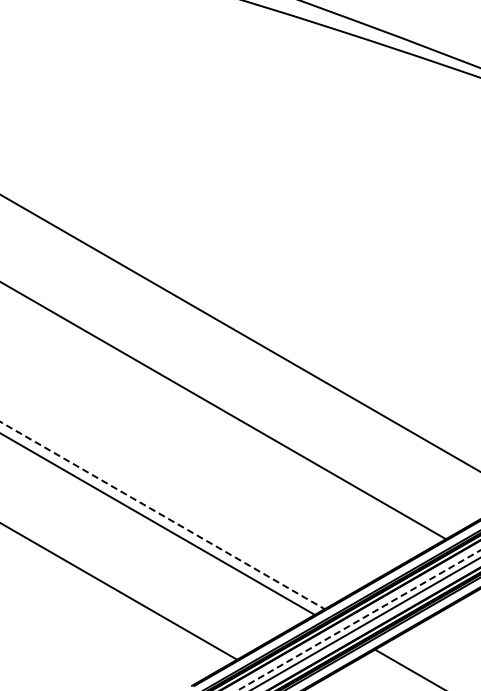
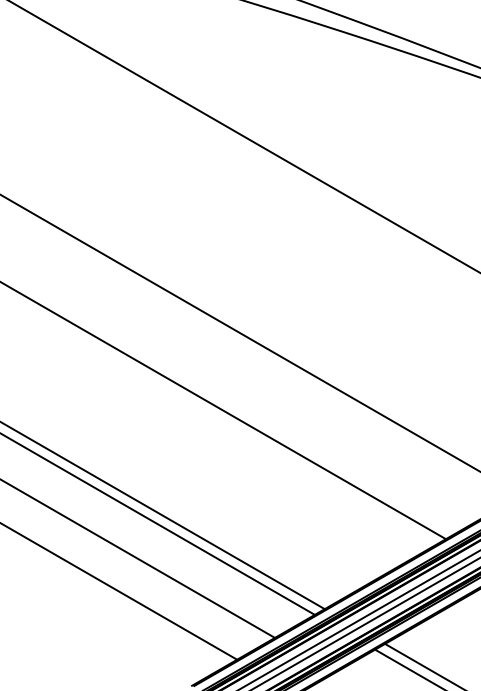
line: none -> present (244, 136)
line: dashed -> solid (162, 515)
line: none -> present (138, 558)
line: dashed -> solid (359, 620)
line: none -> present (422, 665)
